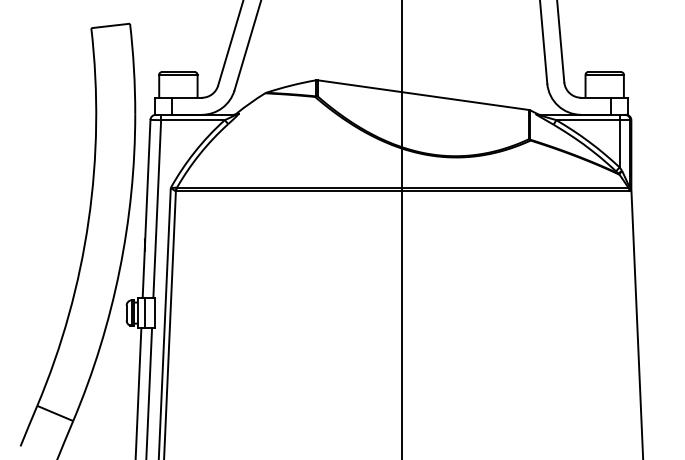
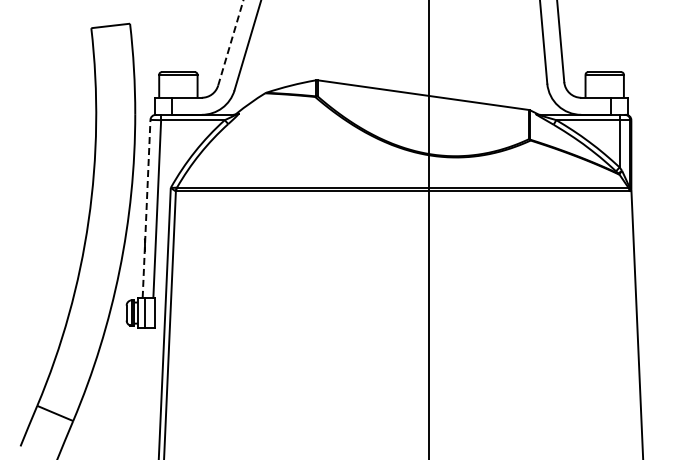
line: solid -> dashed (230, 42)
line: solid -> dashed (146, 208)
line position: (402, 229) -> (429, 229) (429, 229)
line: present -> none (138, 392)
line: present -> none (149, 392)
